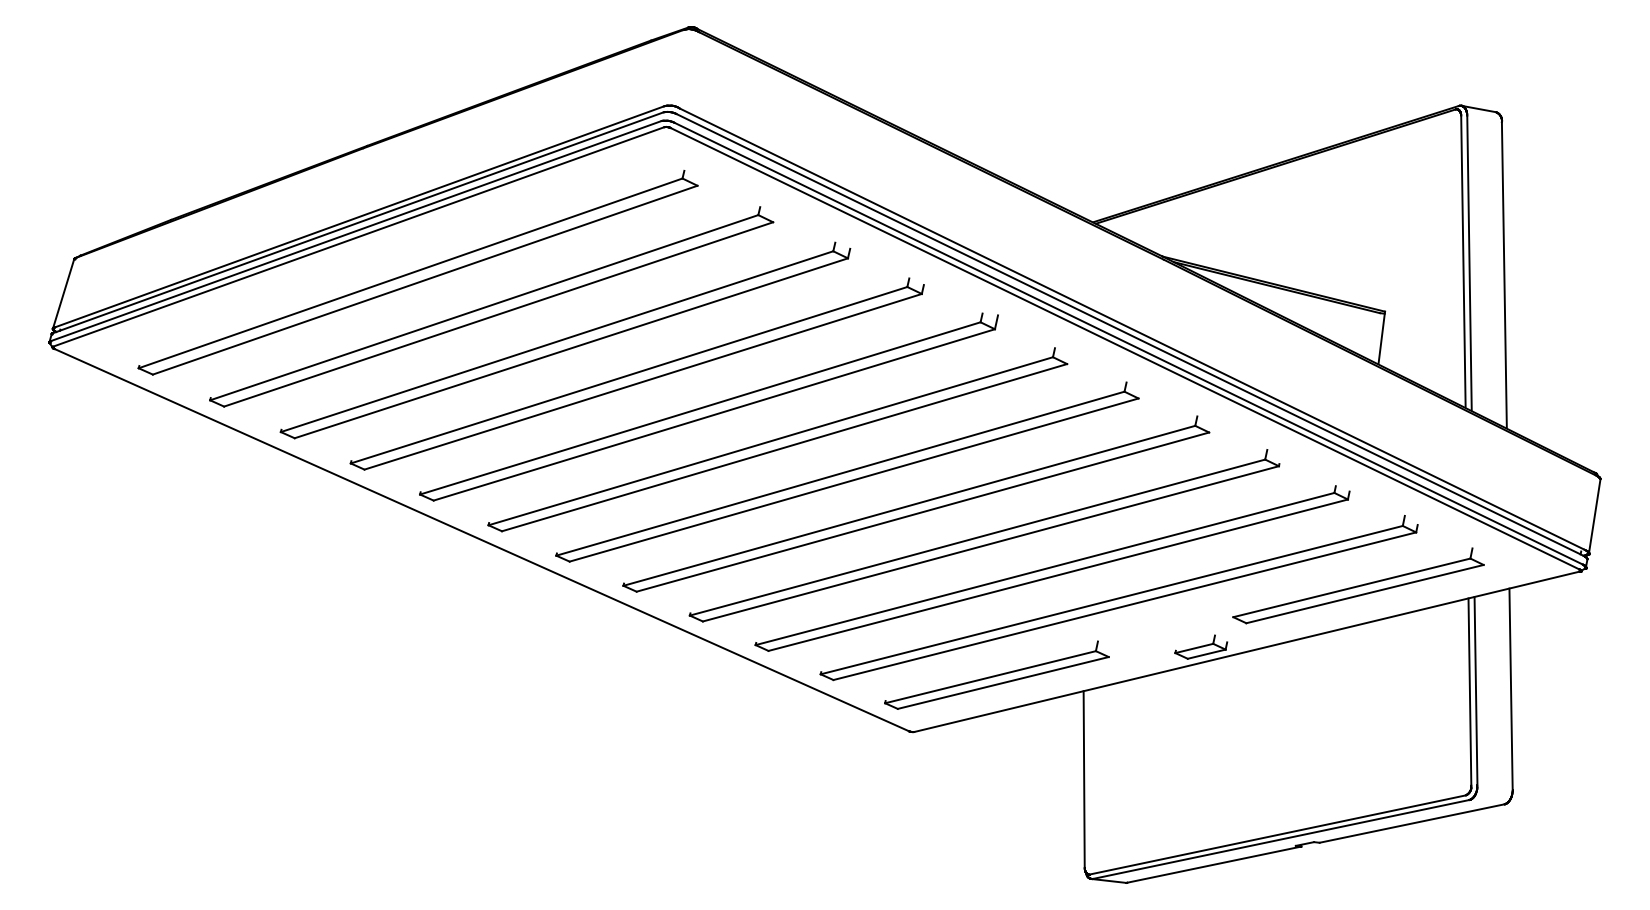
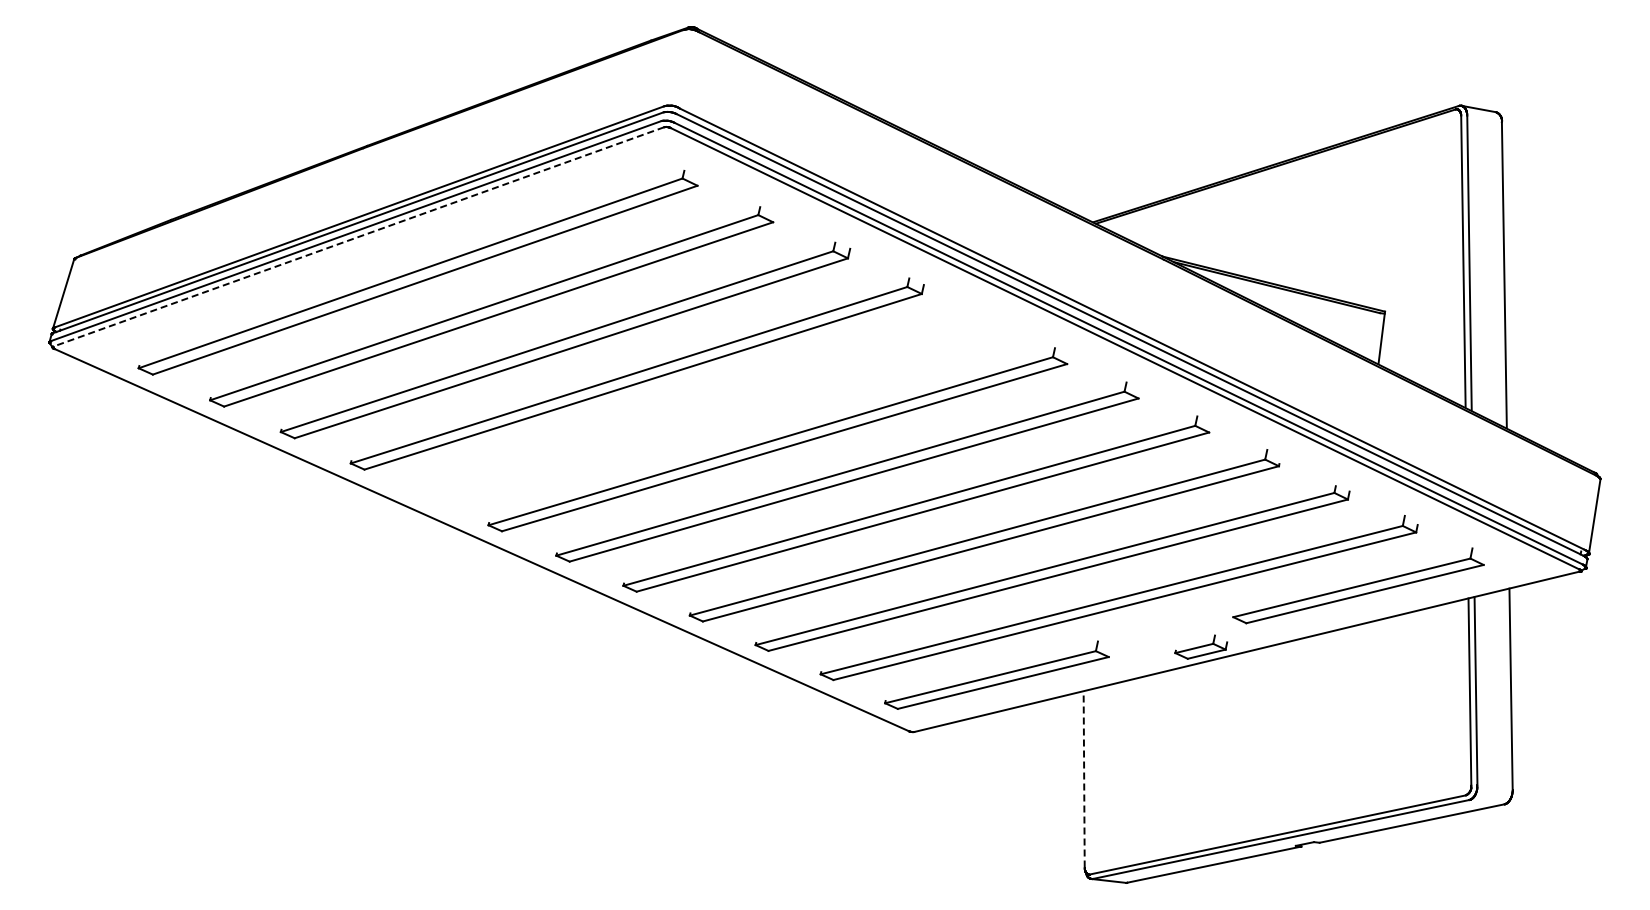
line: solid -> dashed (358, 236)
part: present -> none (708, 406)
line: solid -> dashed (1084, 778)
